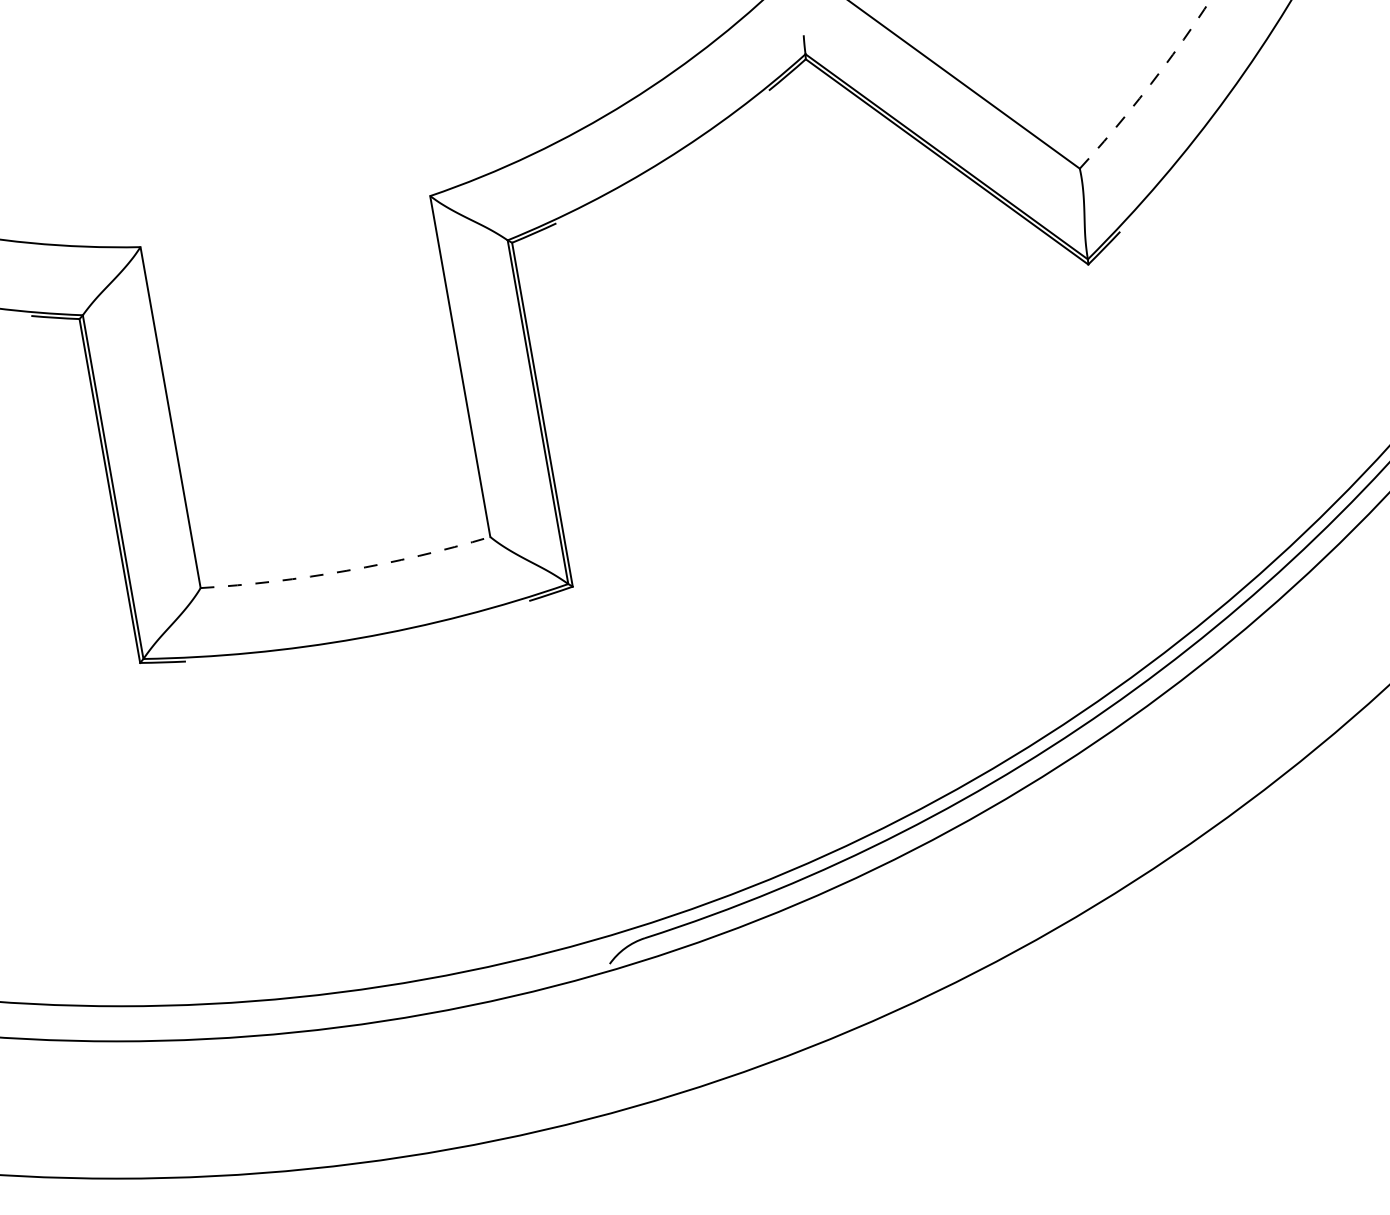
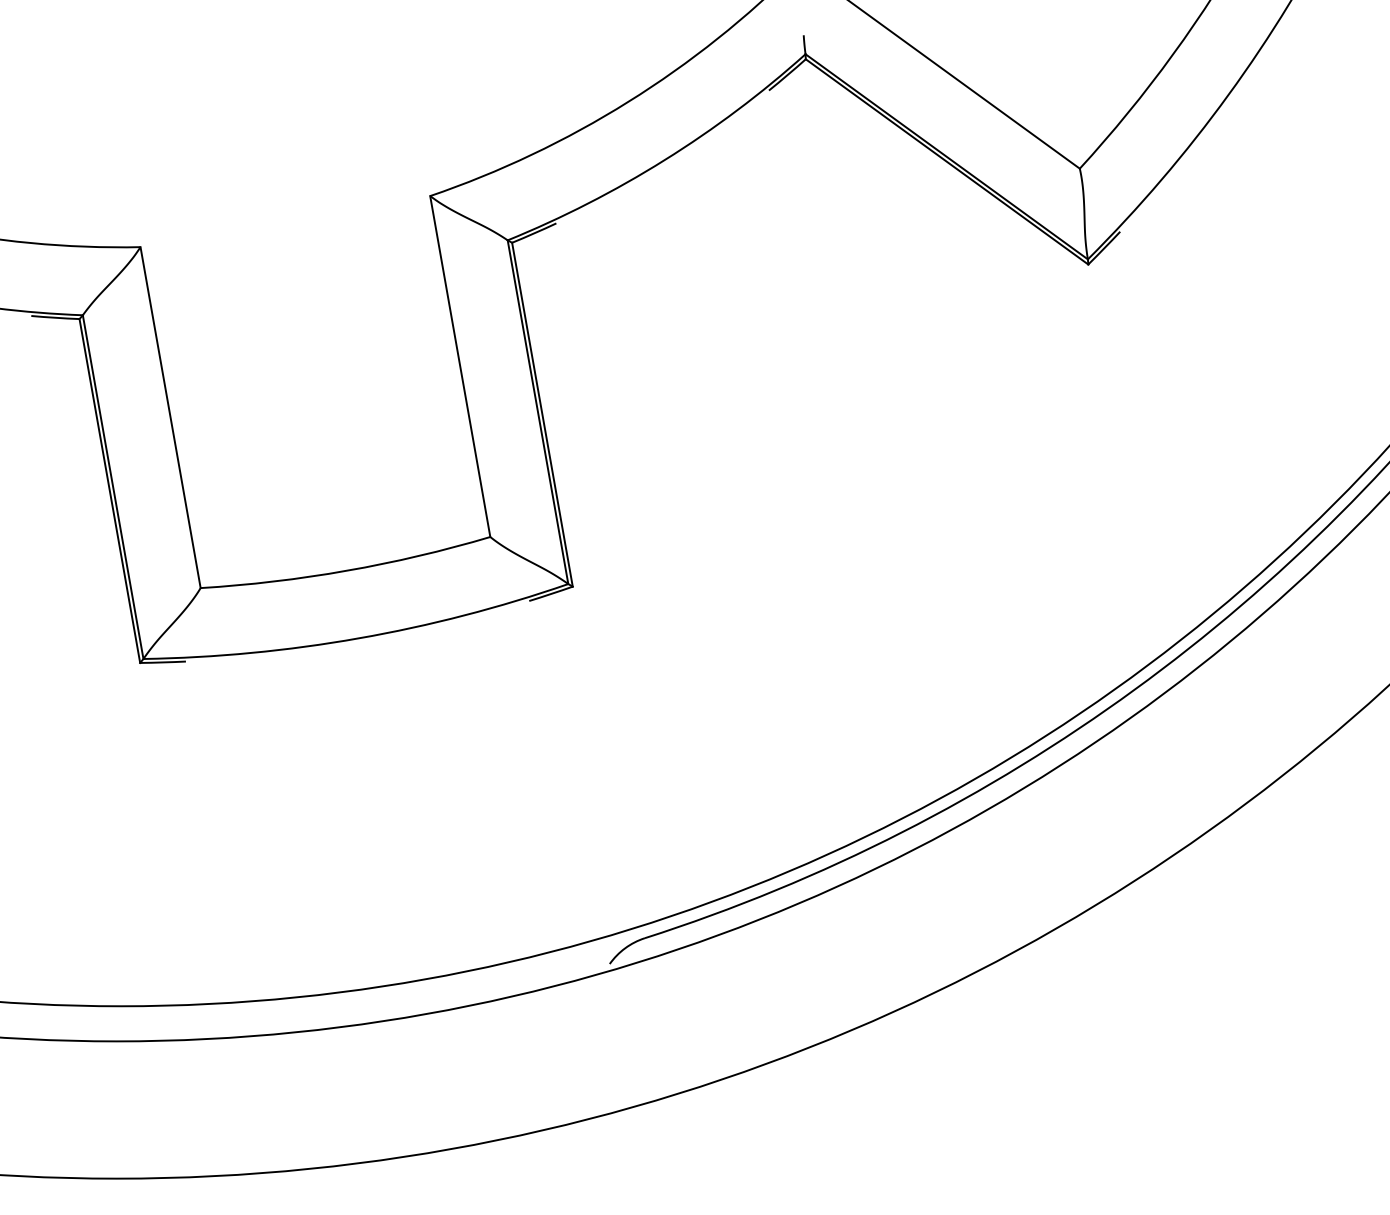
arc: dashed -> solid (1149, 86)
arc: dashed -> solid (346, 570)
